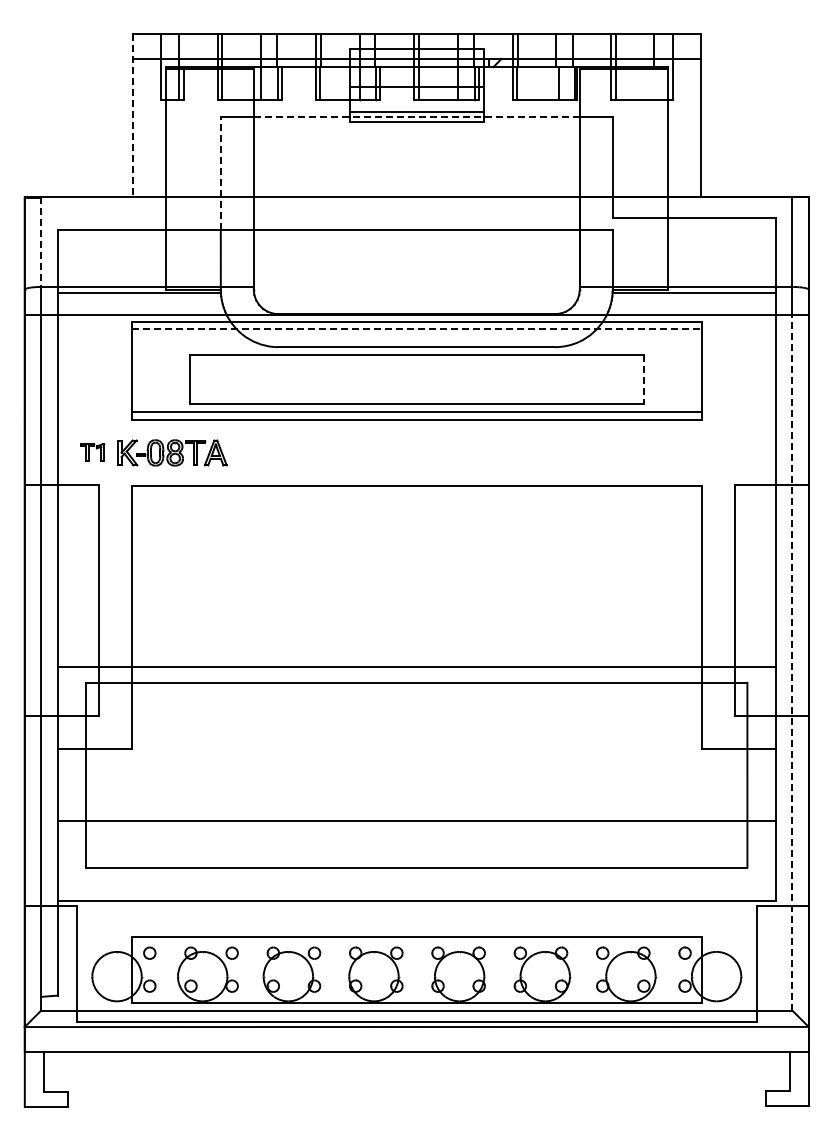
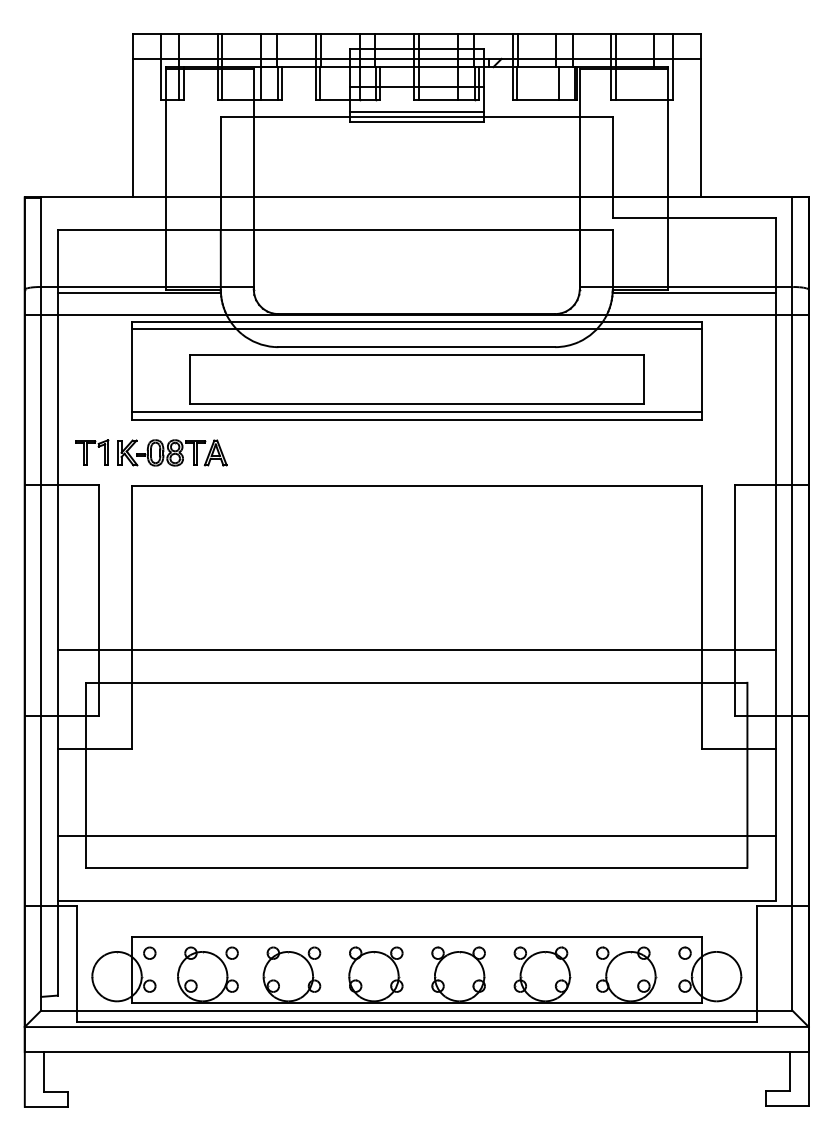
line: dashed -> solid (132, 115)
line: dashed -> solid (417, 116)
line: dashed -> solid (220, 173)
line: dashed -> solid (41, 242)
line: dashed -> solid (416, 329)
line: dashed -> solid (644, 380)
part size: 26x19 px -> 35x27 px (92, 452)
line: dashed -> solid (792, 662)
line position: (416, 666) -> (416, 649) (416, 649)
line position: (416, 821) -> (416, 836) (416, 836)
